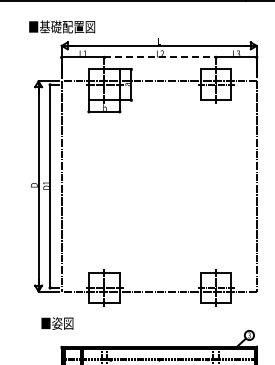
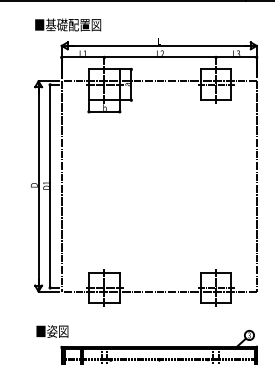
text position: (62, 26) -> (68, 24) (68, 24)
line: dashed -> solid (160, 57)
text position: (57, 323) -> (52, 331) (52, 331)
